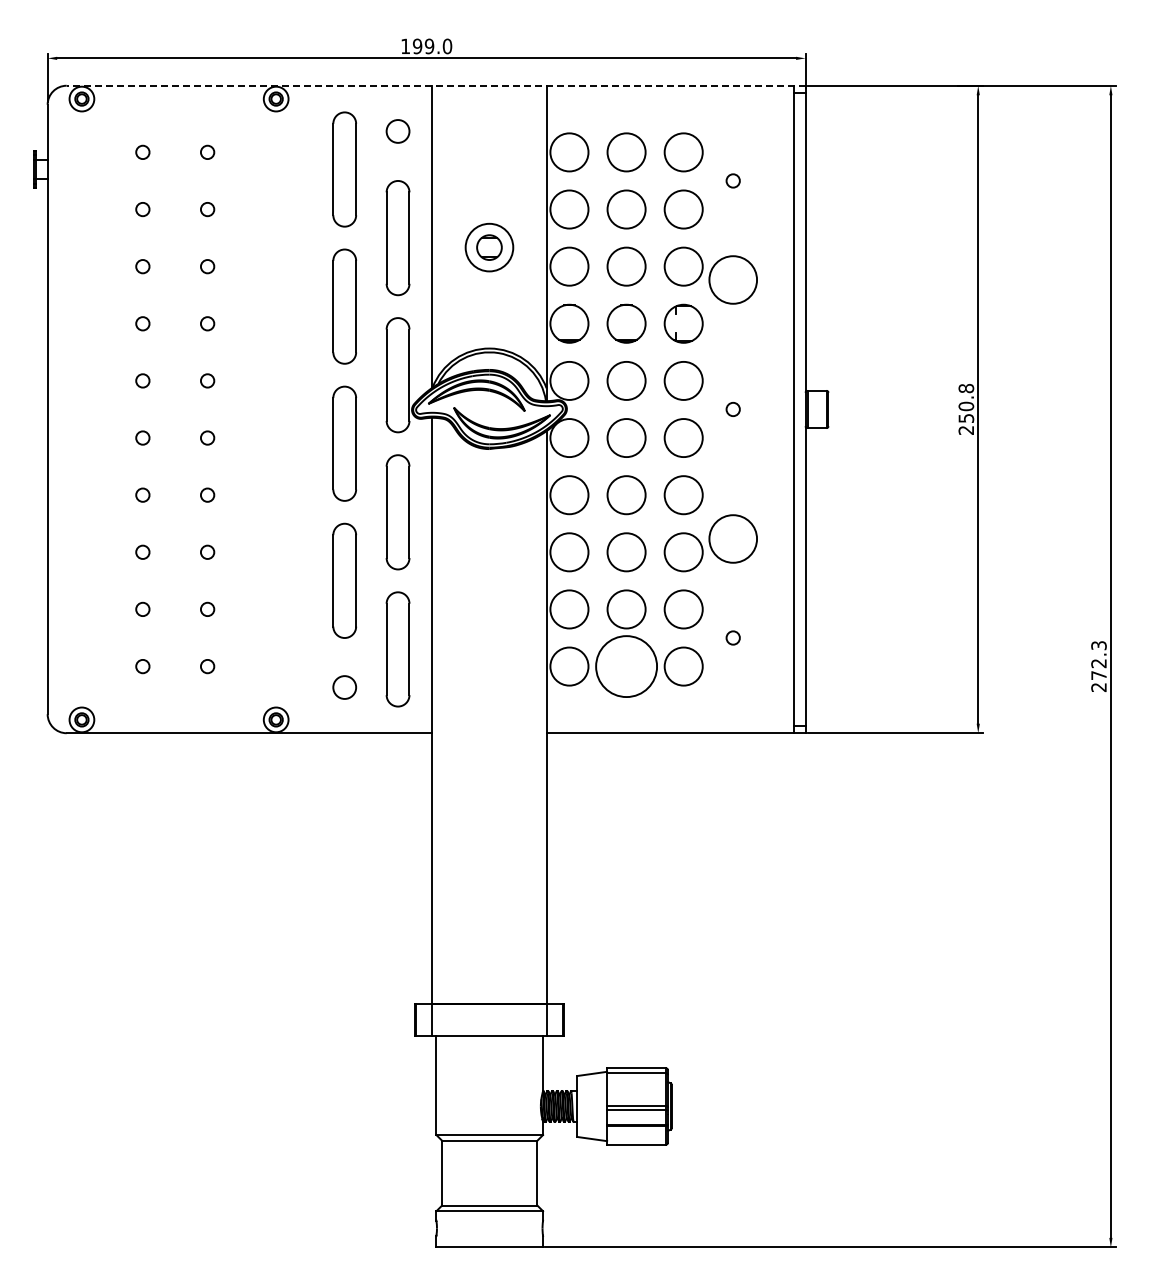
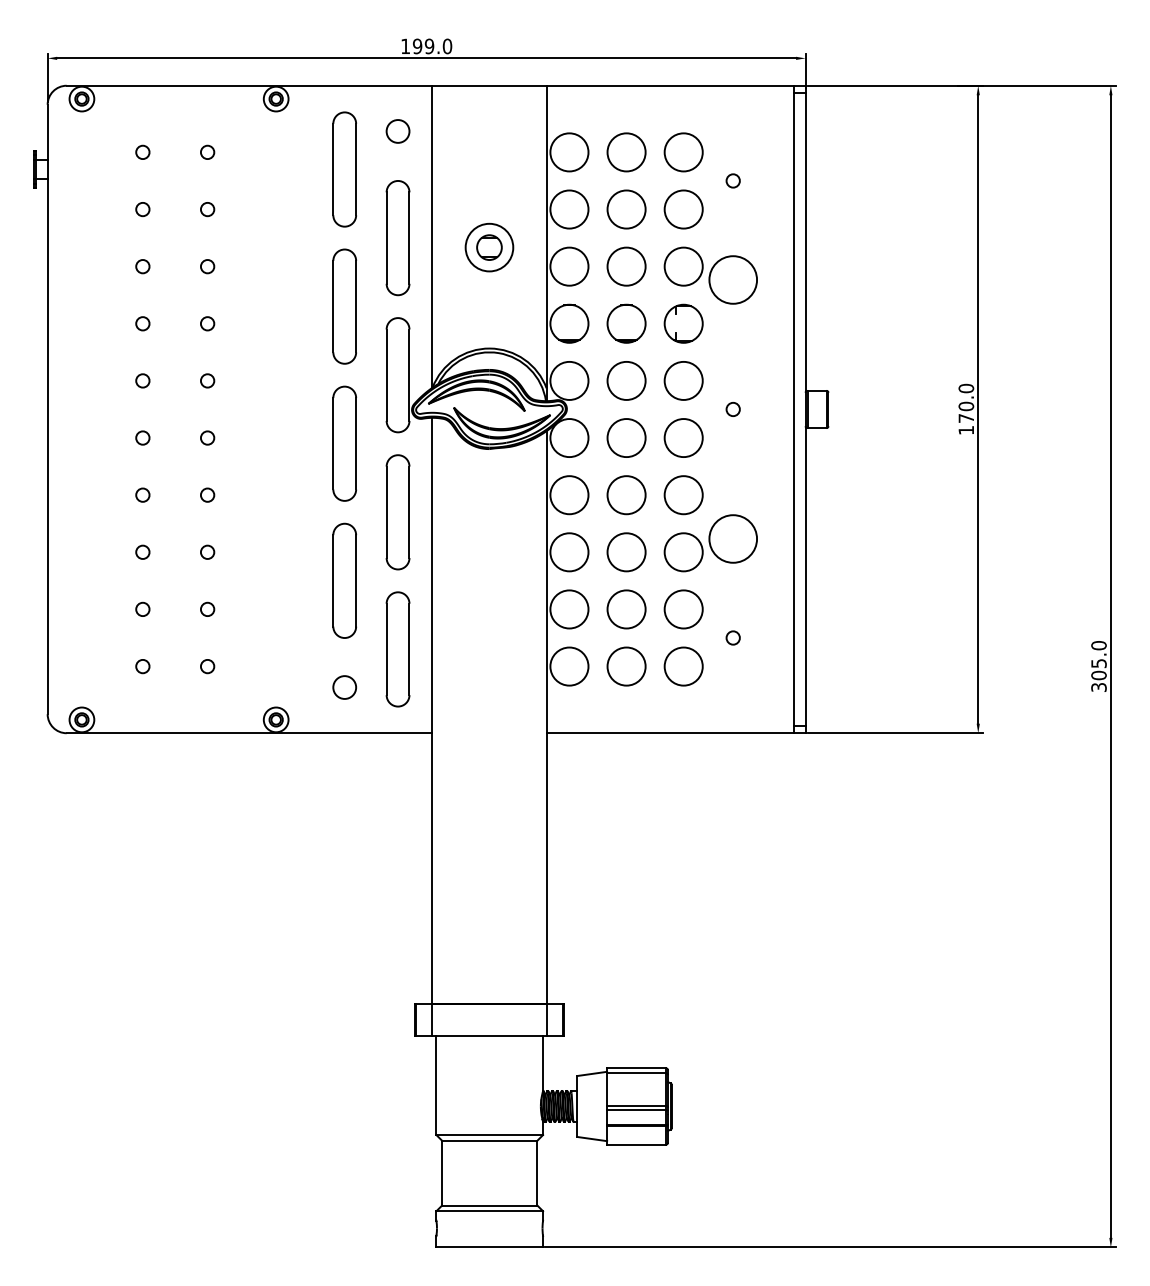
line: dashed -> solid (435, 85)
text: 250.8 -> 170.0 (966, 408)
circle diameter: 61 px -> 38 px (626, 666)
text: 272.3 -> 305.0 (1098, 666)
